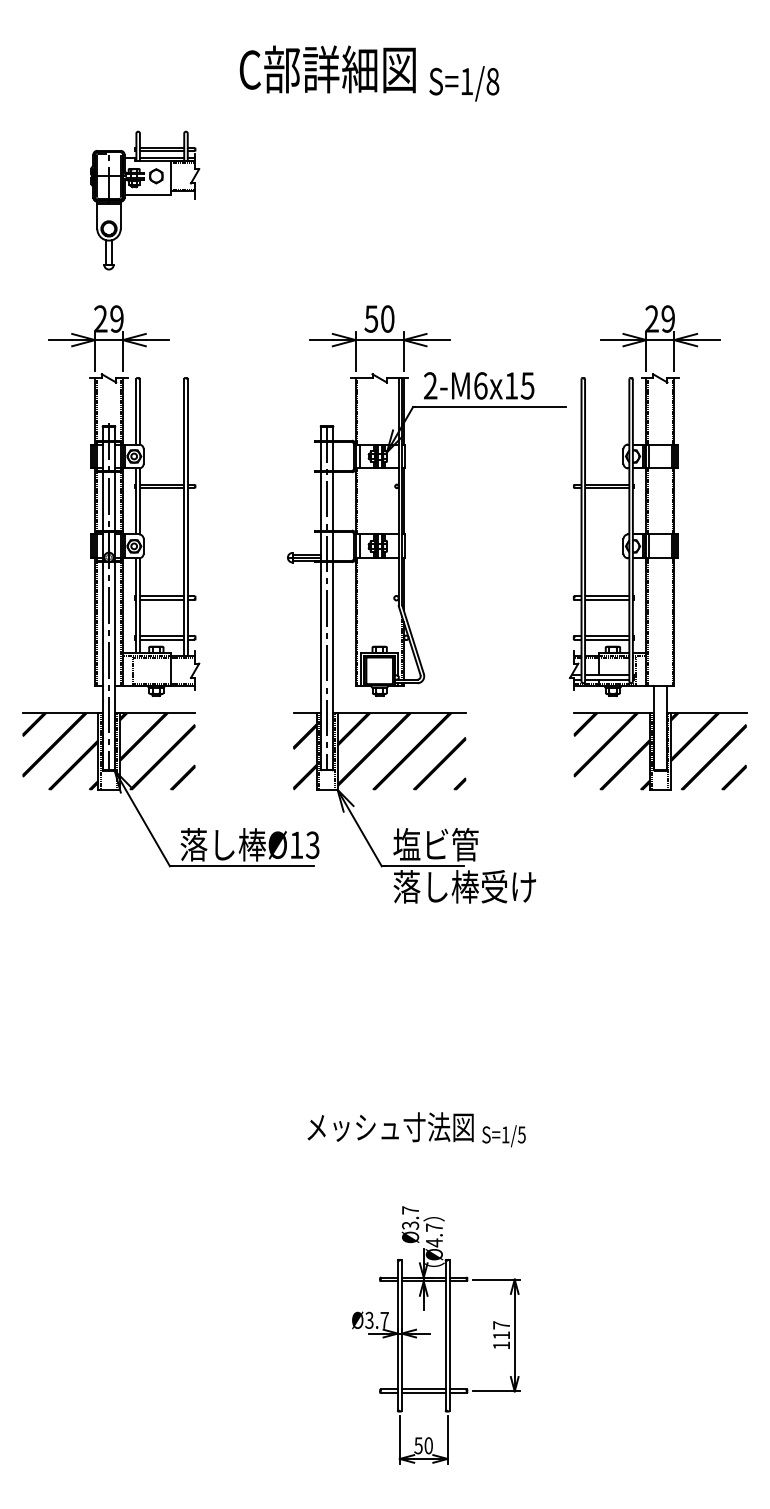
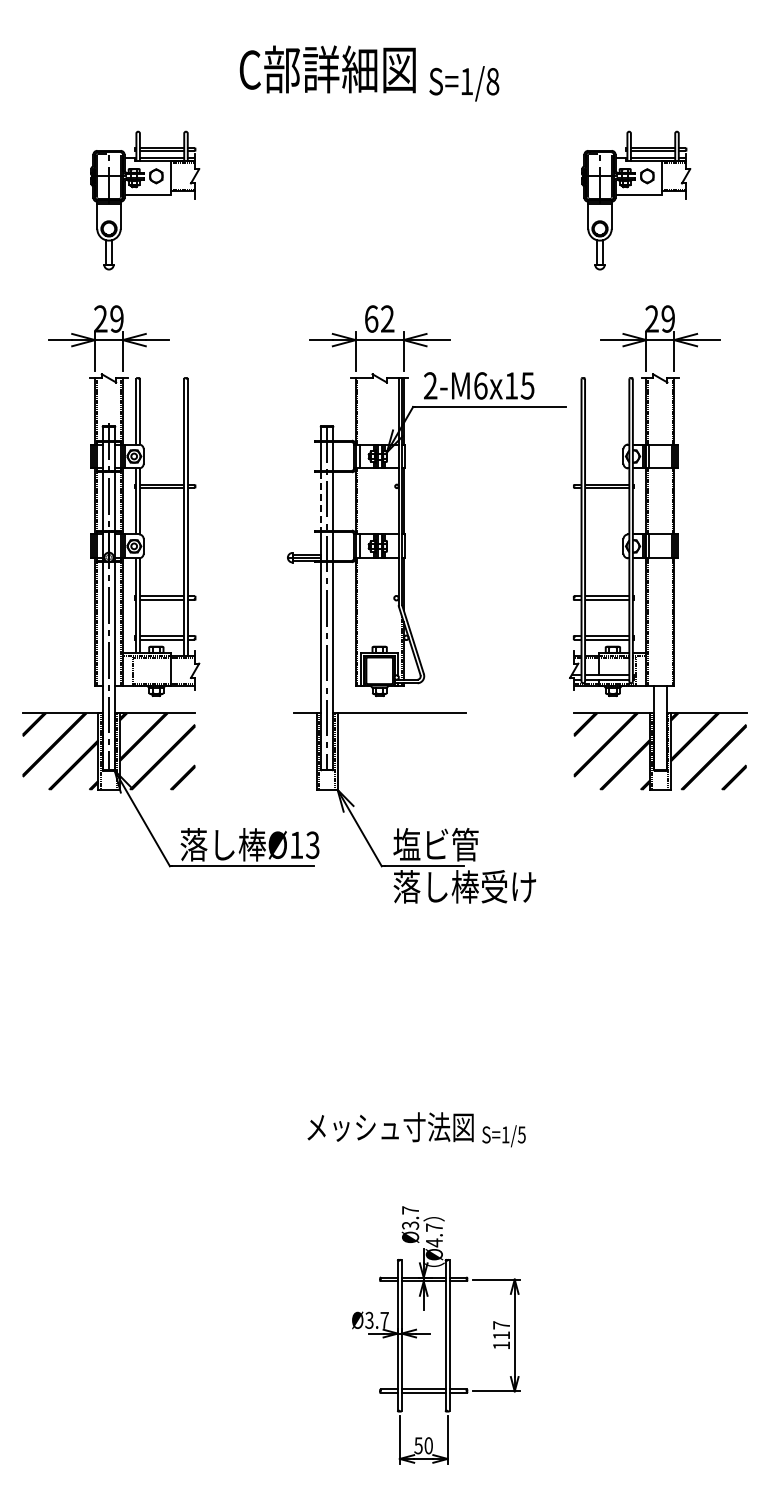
part: none -> present (636, 200)
text: 50 -> 62 (379, 318)
line: solid -> dashed (320, 501)
hatch: present -> none (379, 751)
